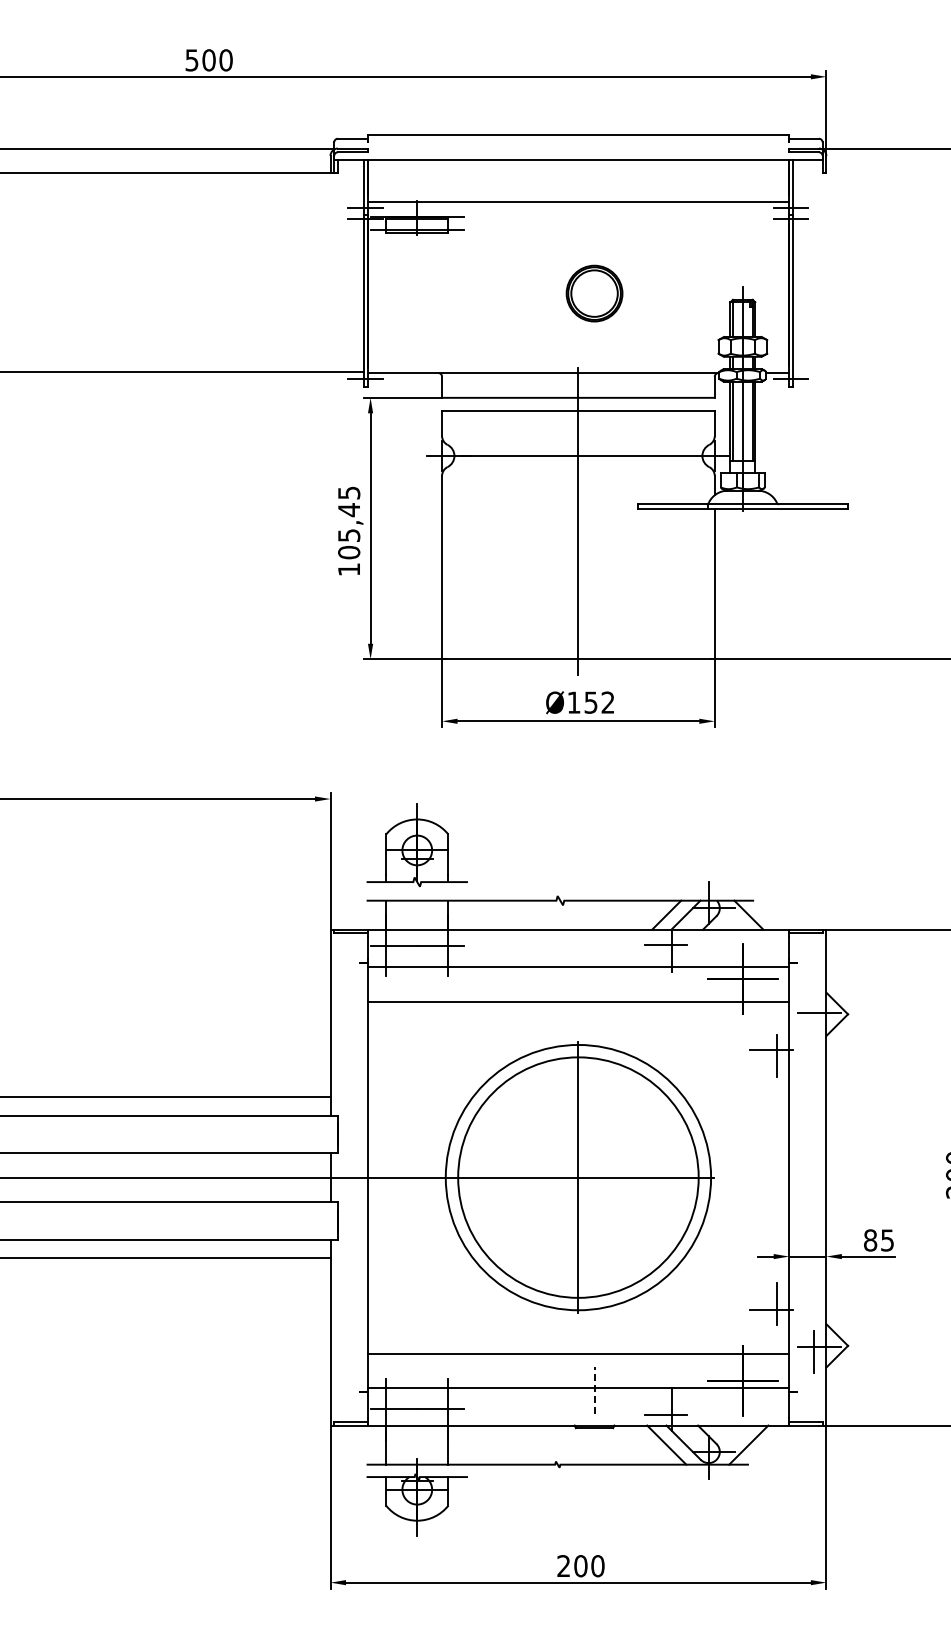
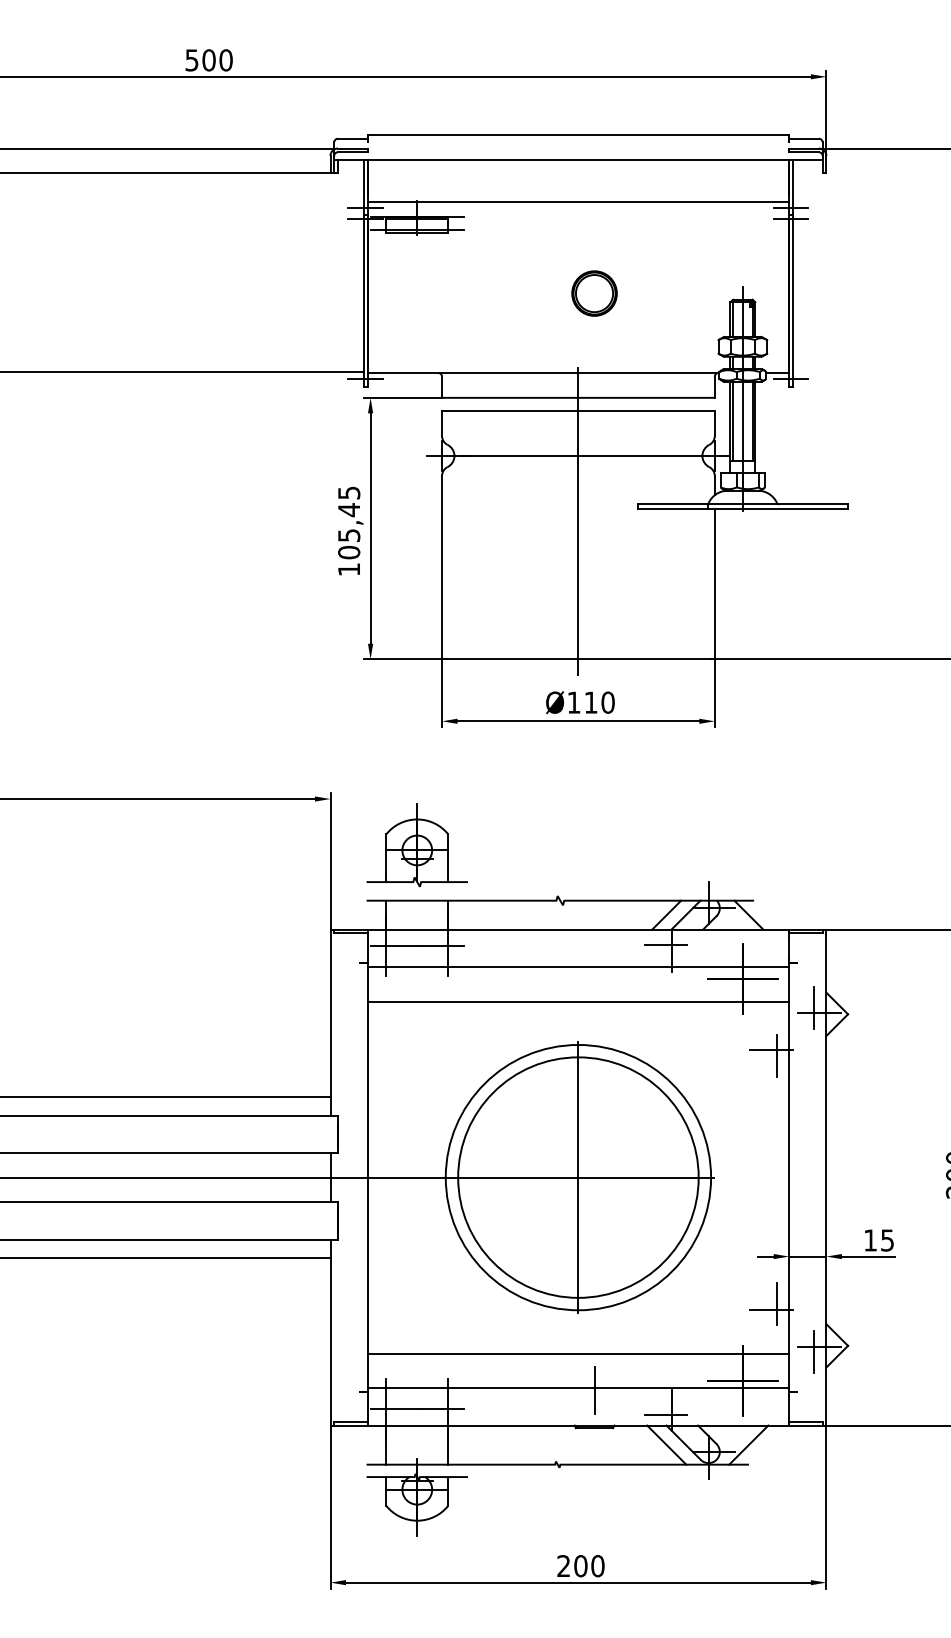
part size: 59x59 px -> 47x47 px (594, 293)
text: 152 -> 110 (599, 702)
line: none -> present (813, 1007)
text: 85 -> 15 (870, 1240)
line: dashed -> solid (594, 1390)
